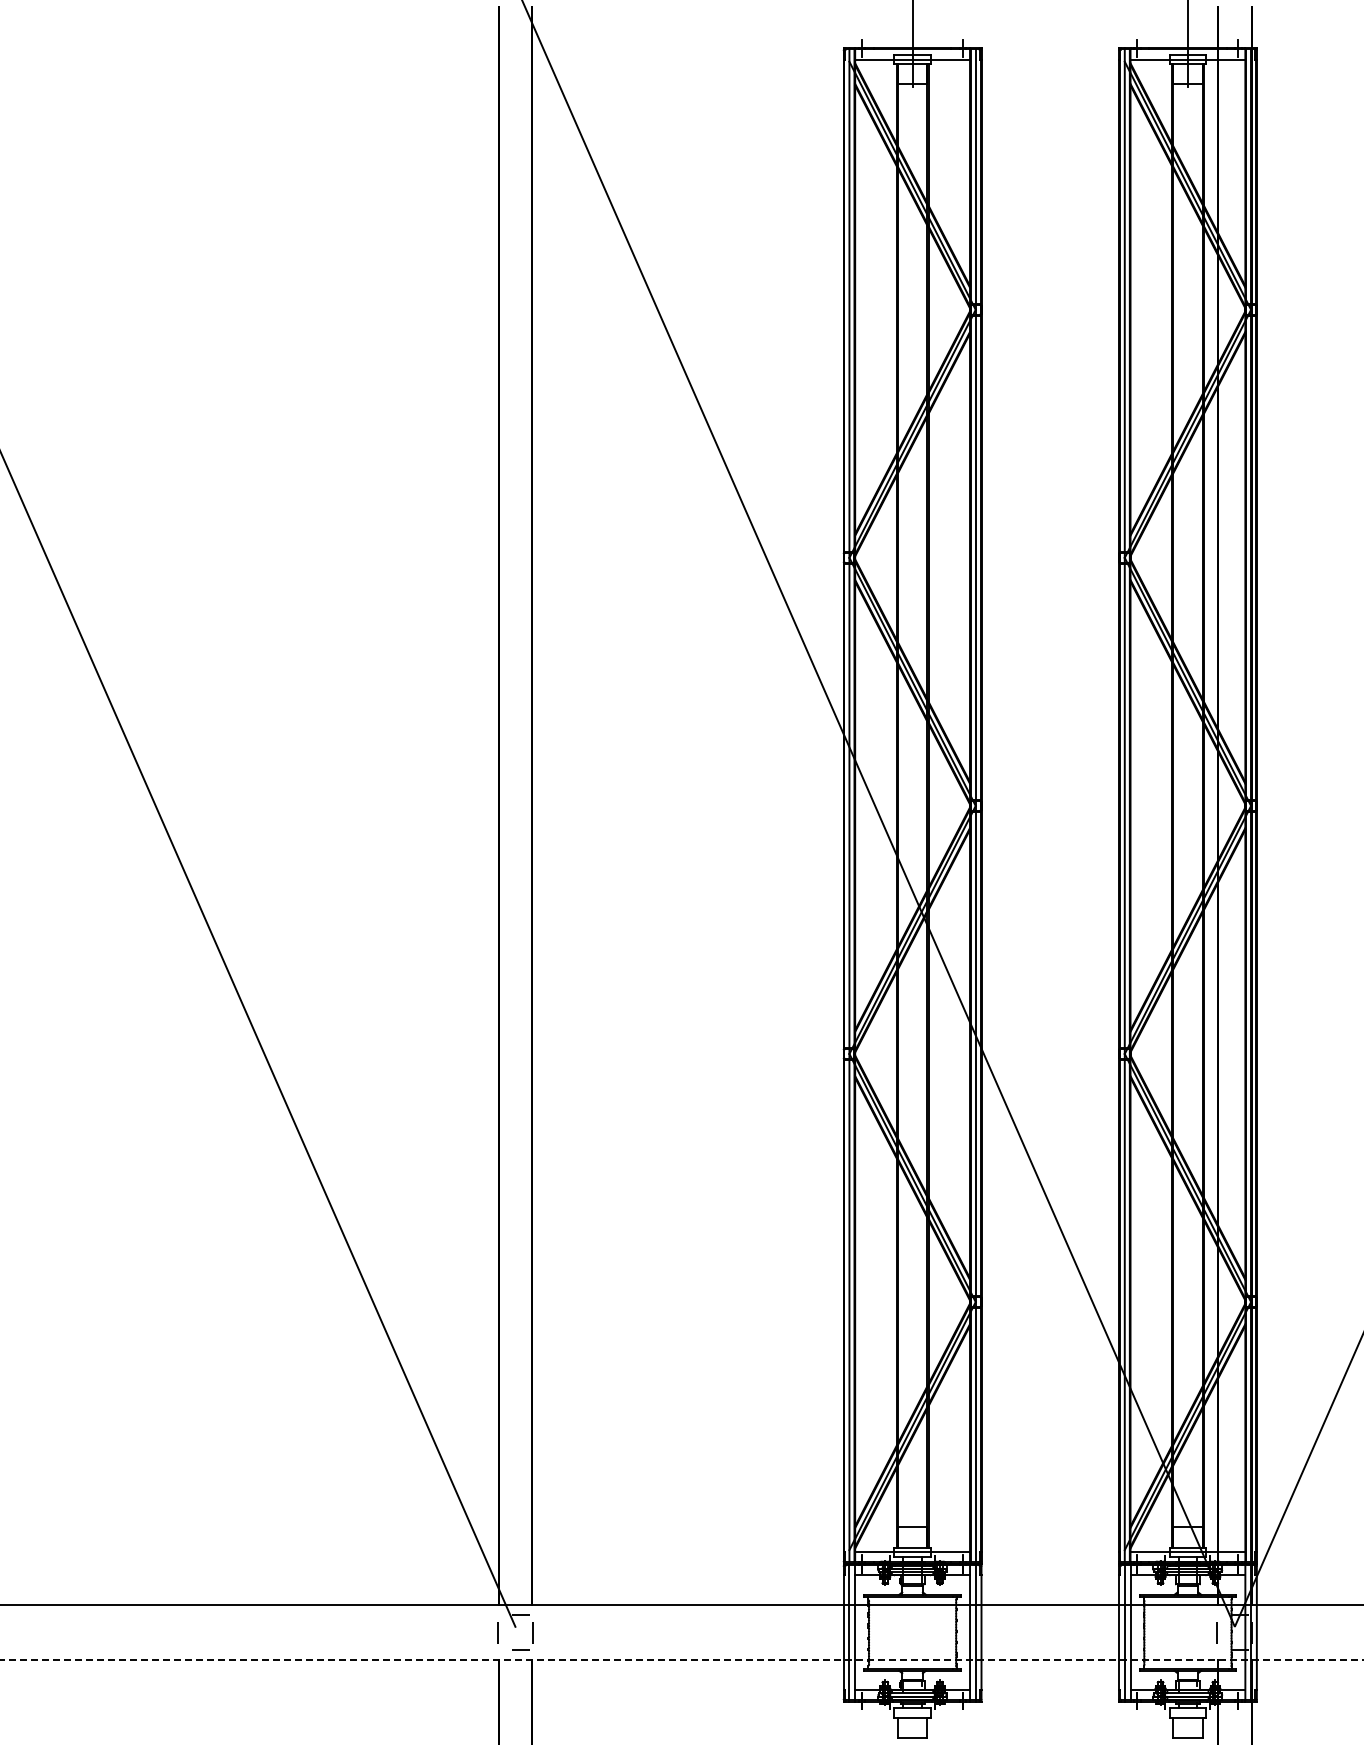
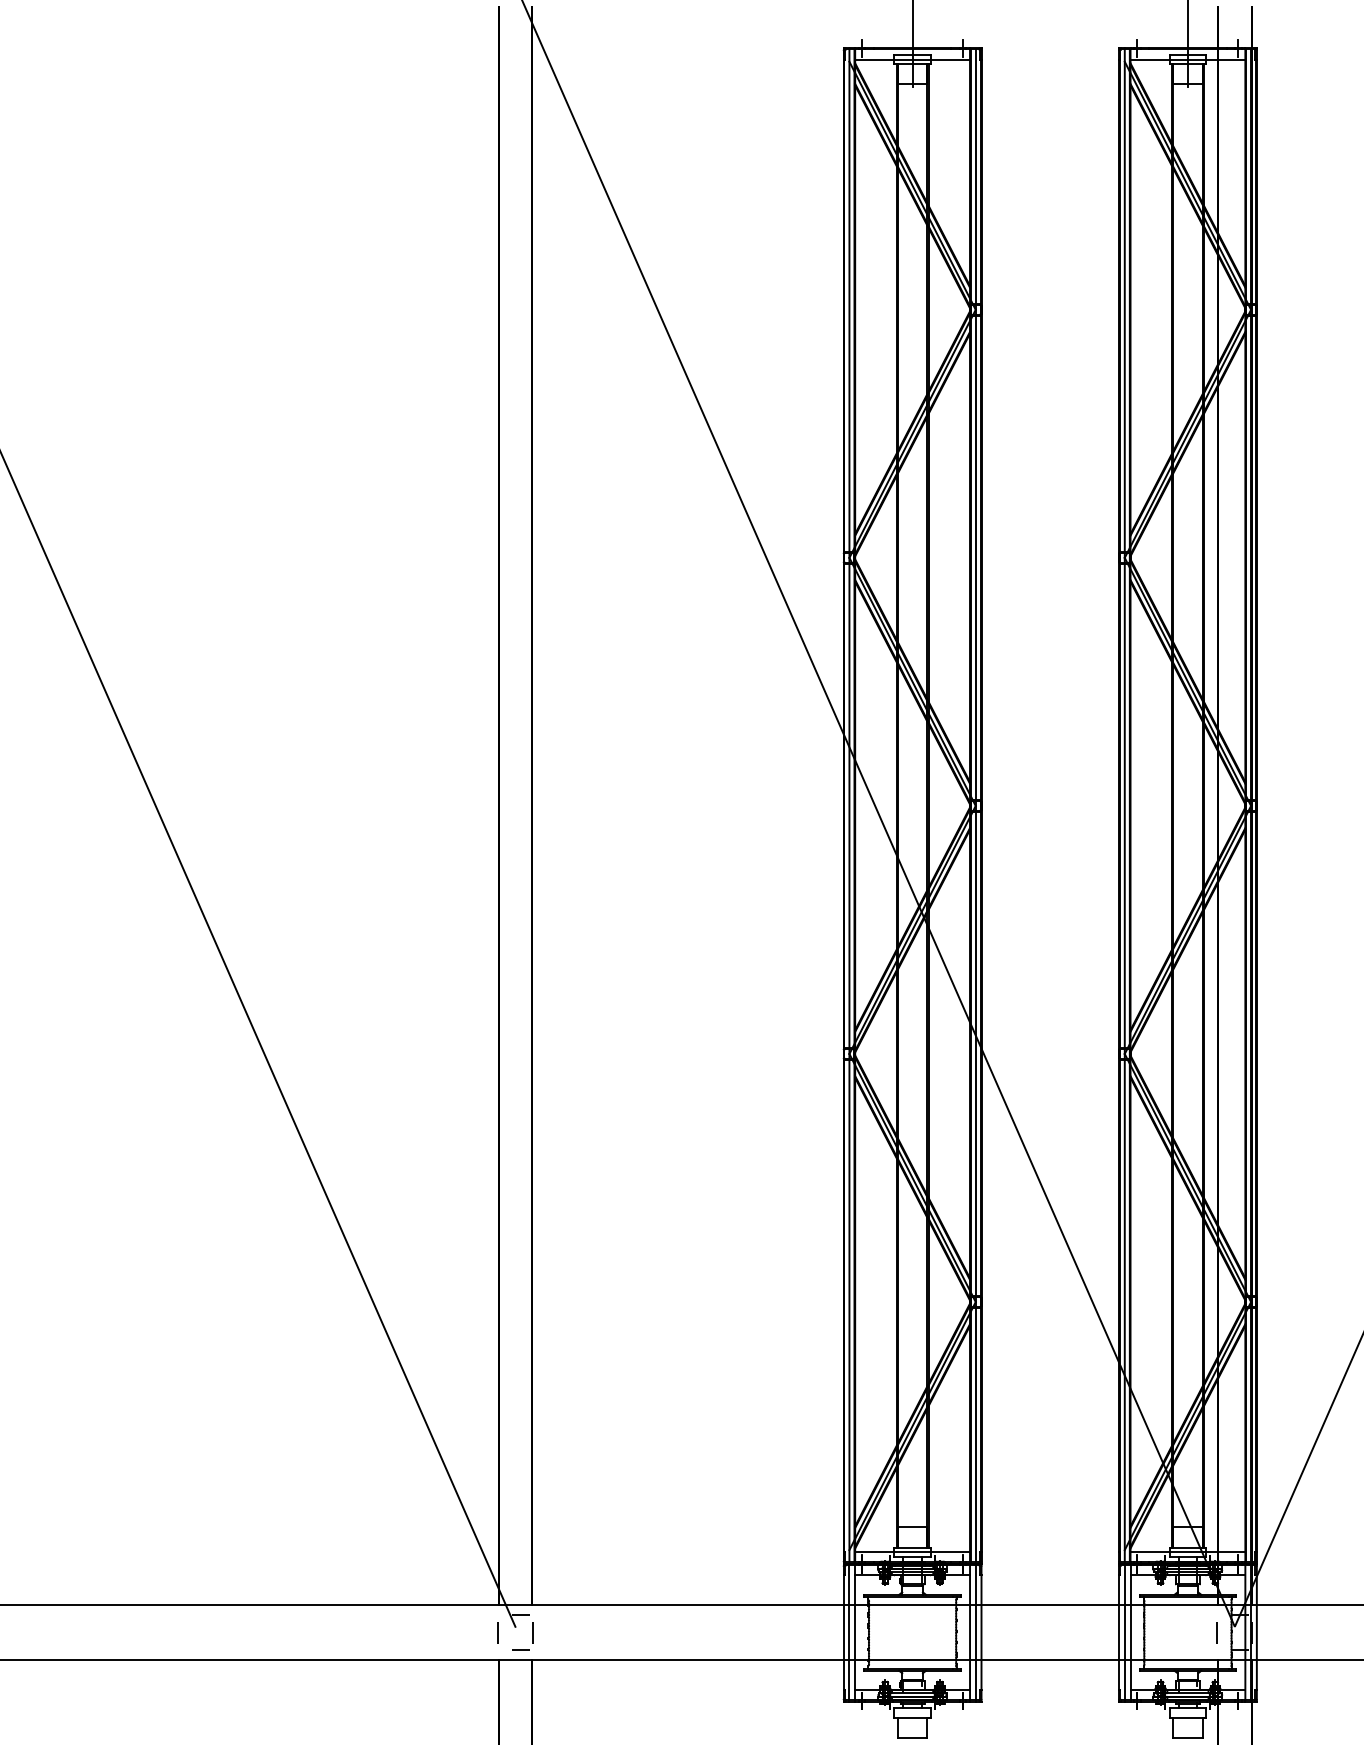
line: dashed -> solid (681, 1660)
